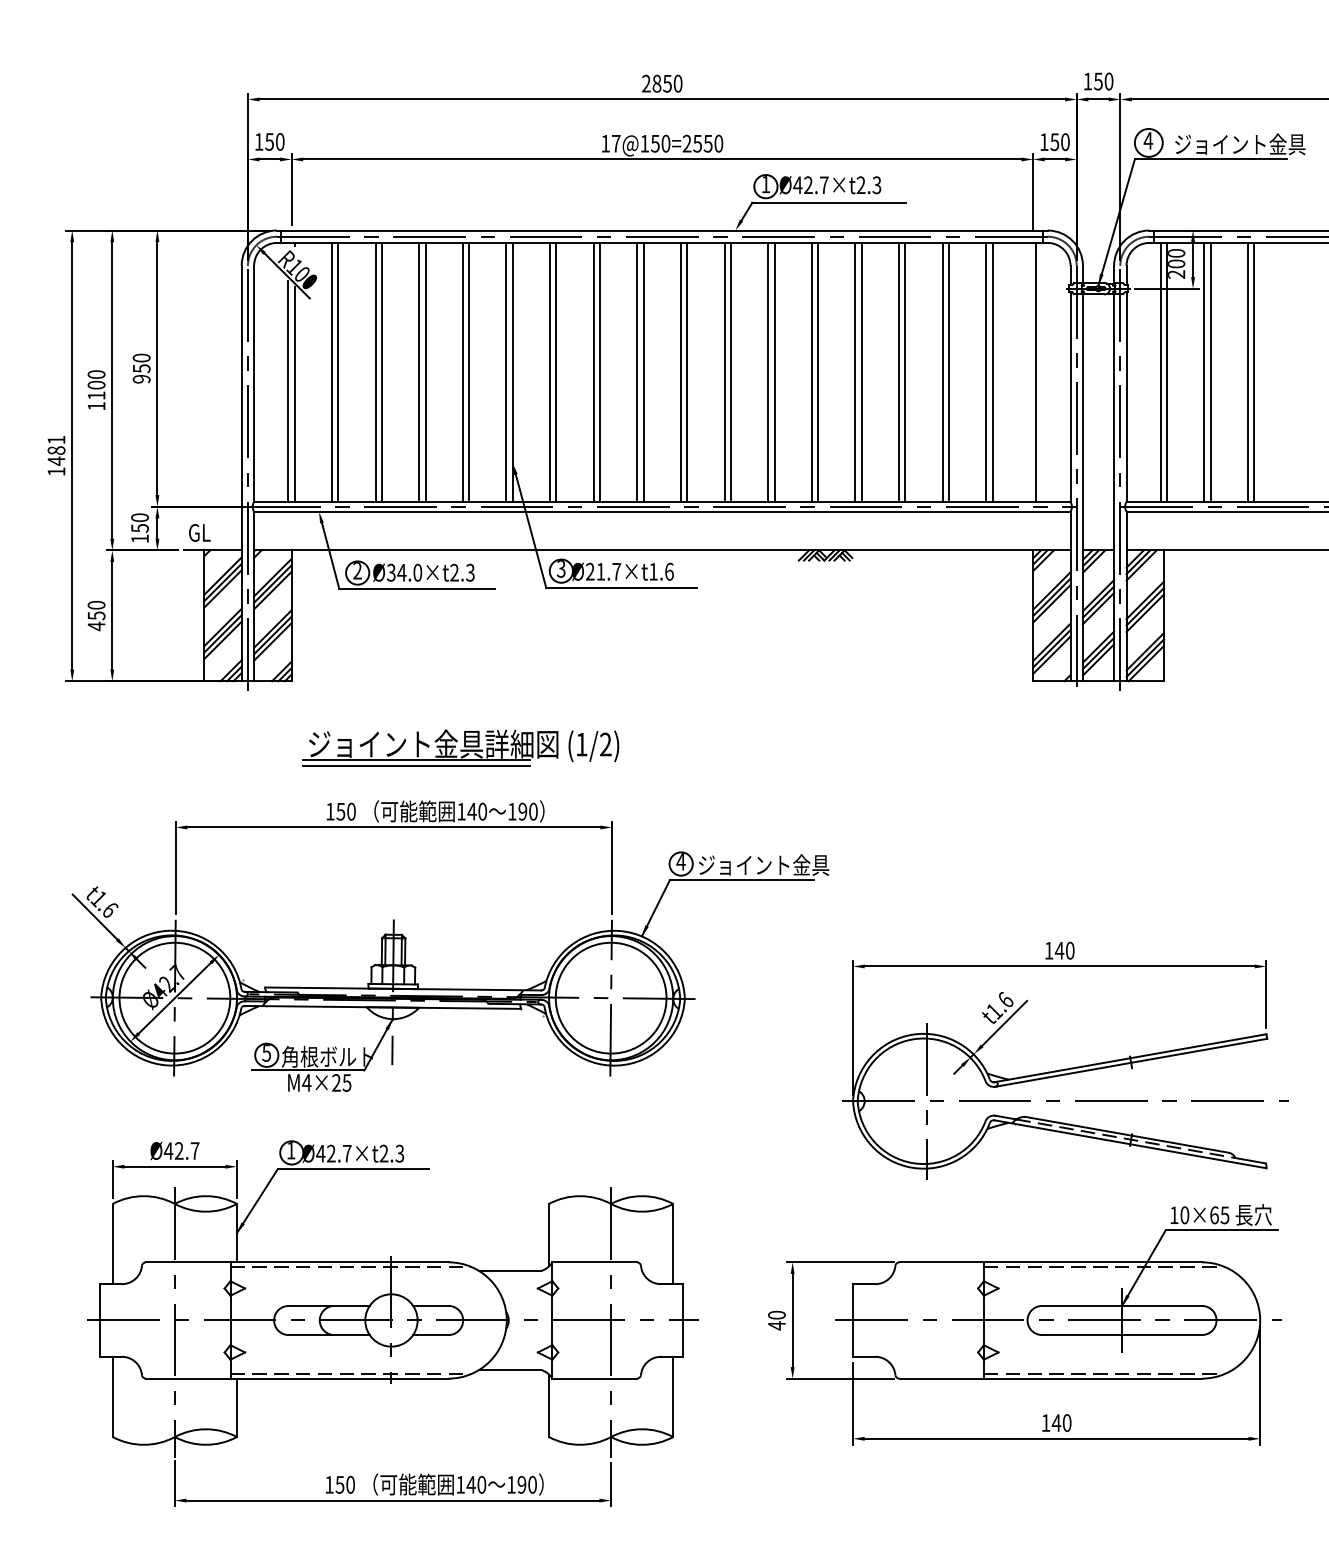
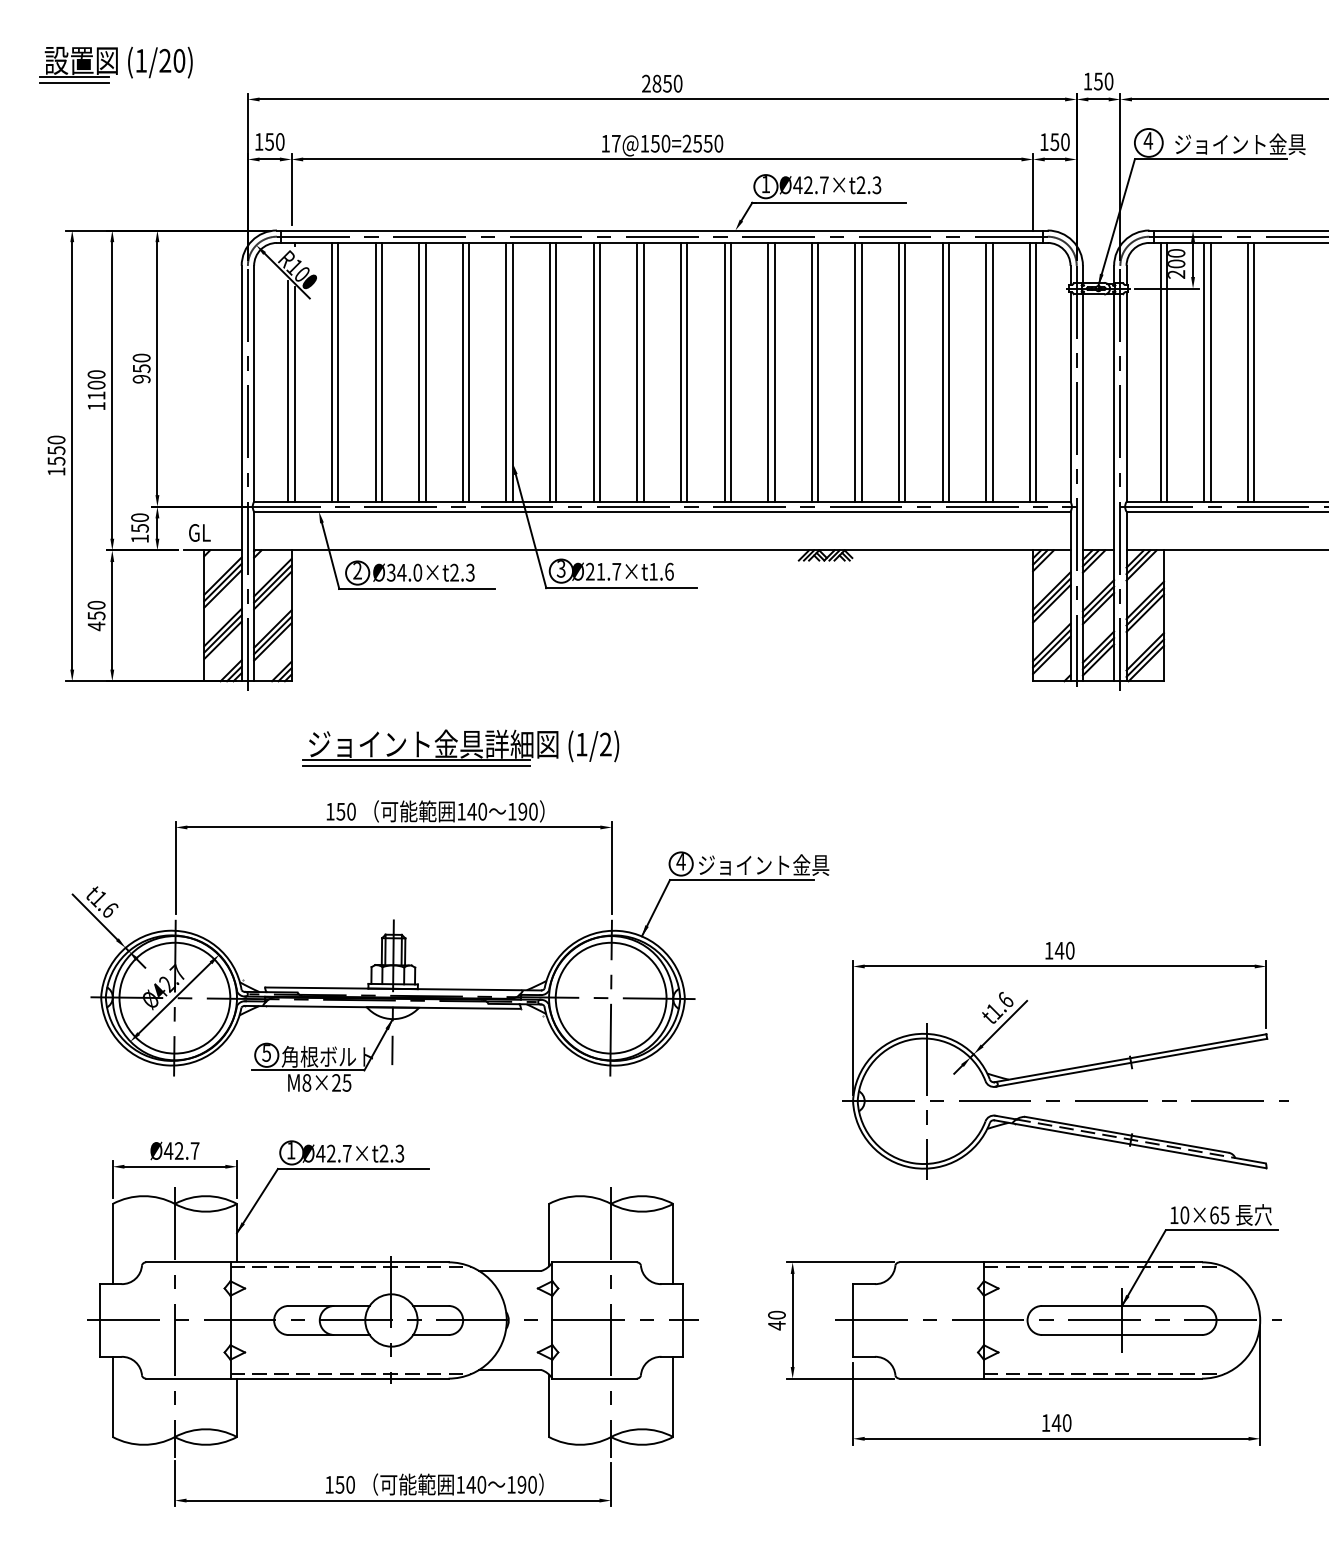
part: none -> present (115, 64)
line: none -> present (1029, 372)
text: 1481 -> 1550 (56, 450)
text: M4×25 -> M8×25 (306, 1082)
